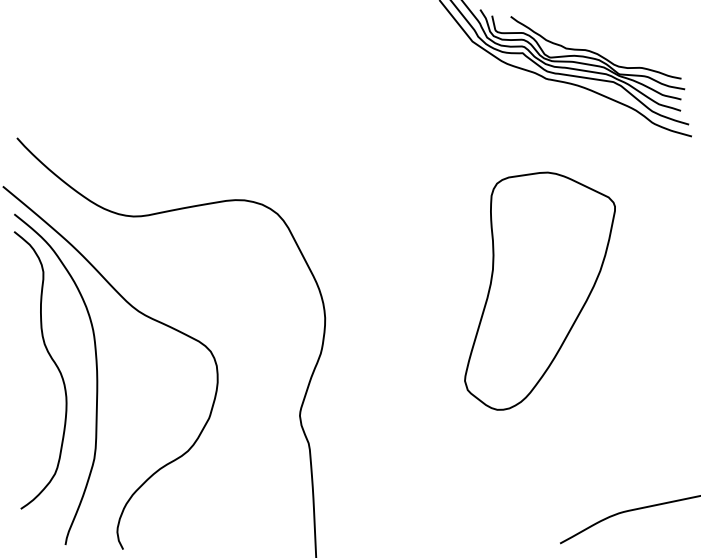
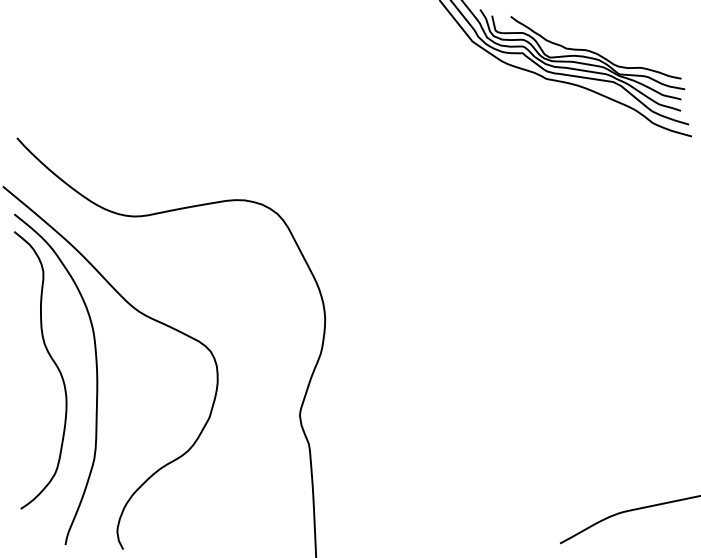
part: present -> none (539, 290)
